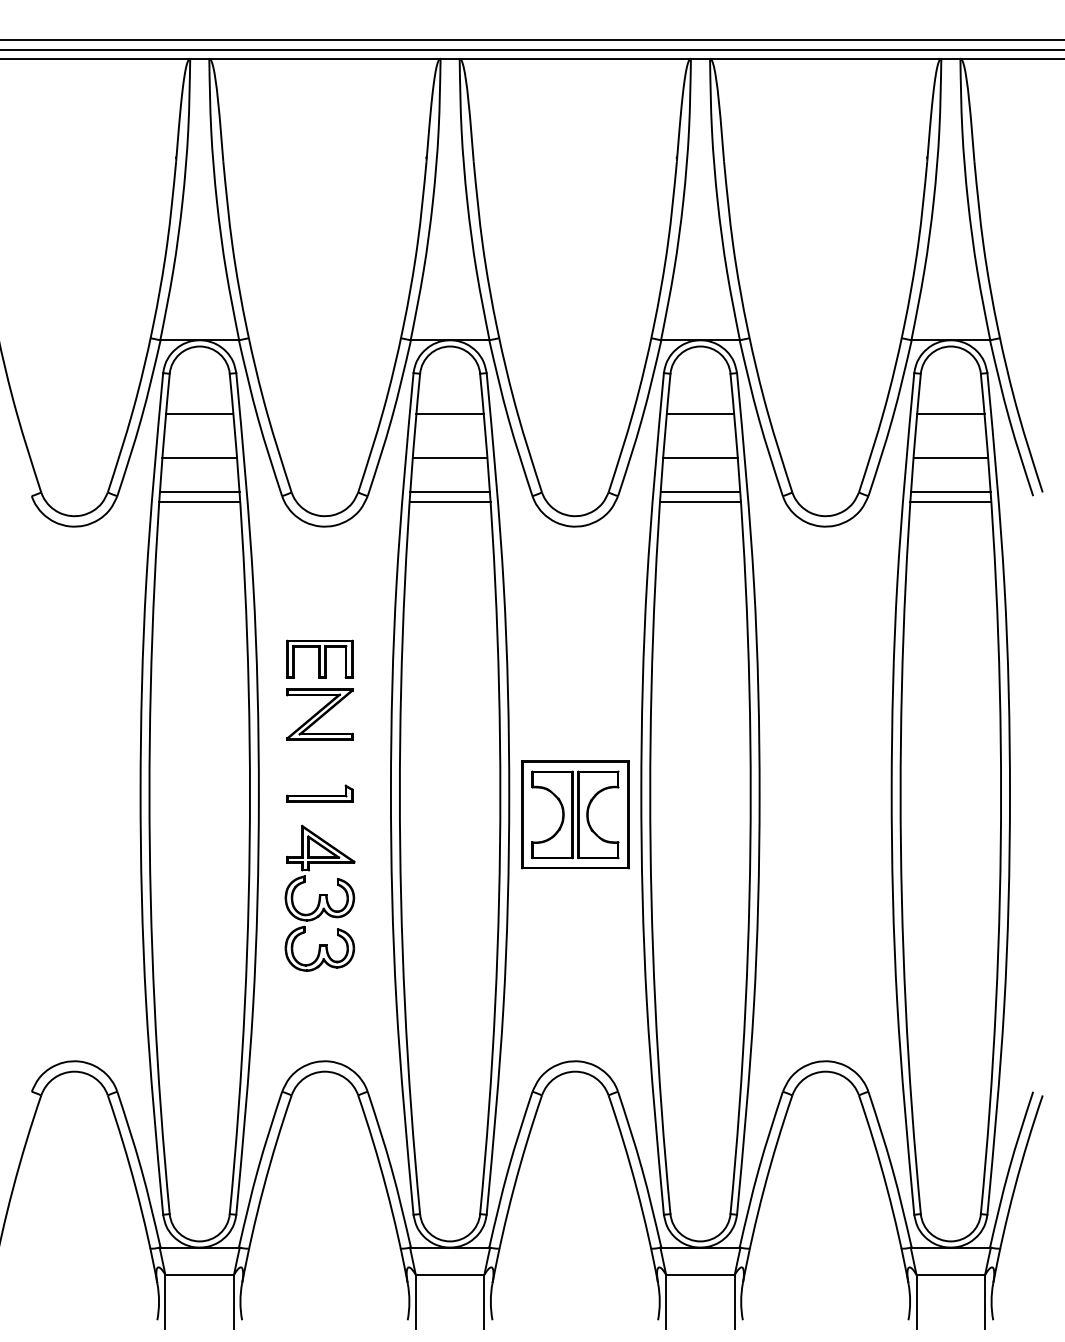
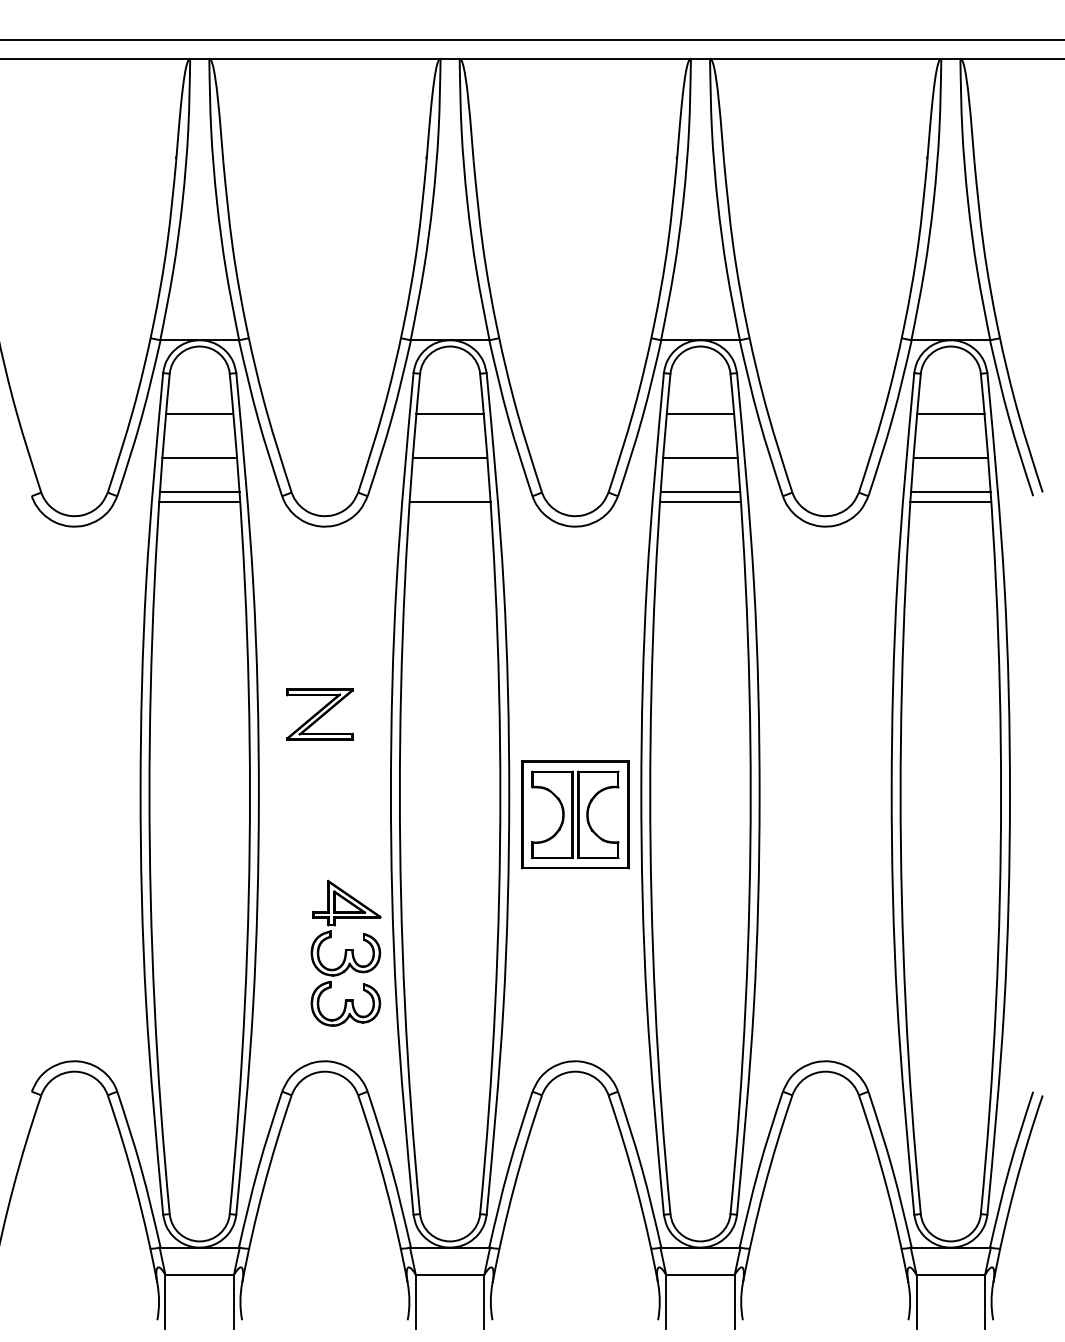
line: present -> none (531, 49)
line: present -> none (449, 492)
part: present -> none (319, 658)
part: present -> none (319, 793)
part position: (319, 897) -> (345, 952) (345, 952)
